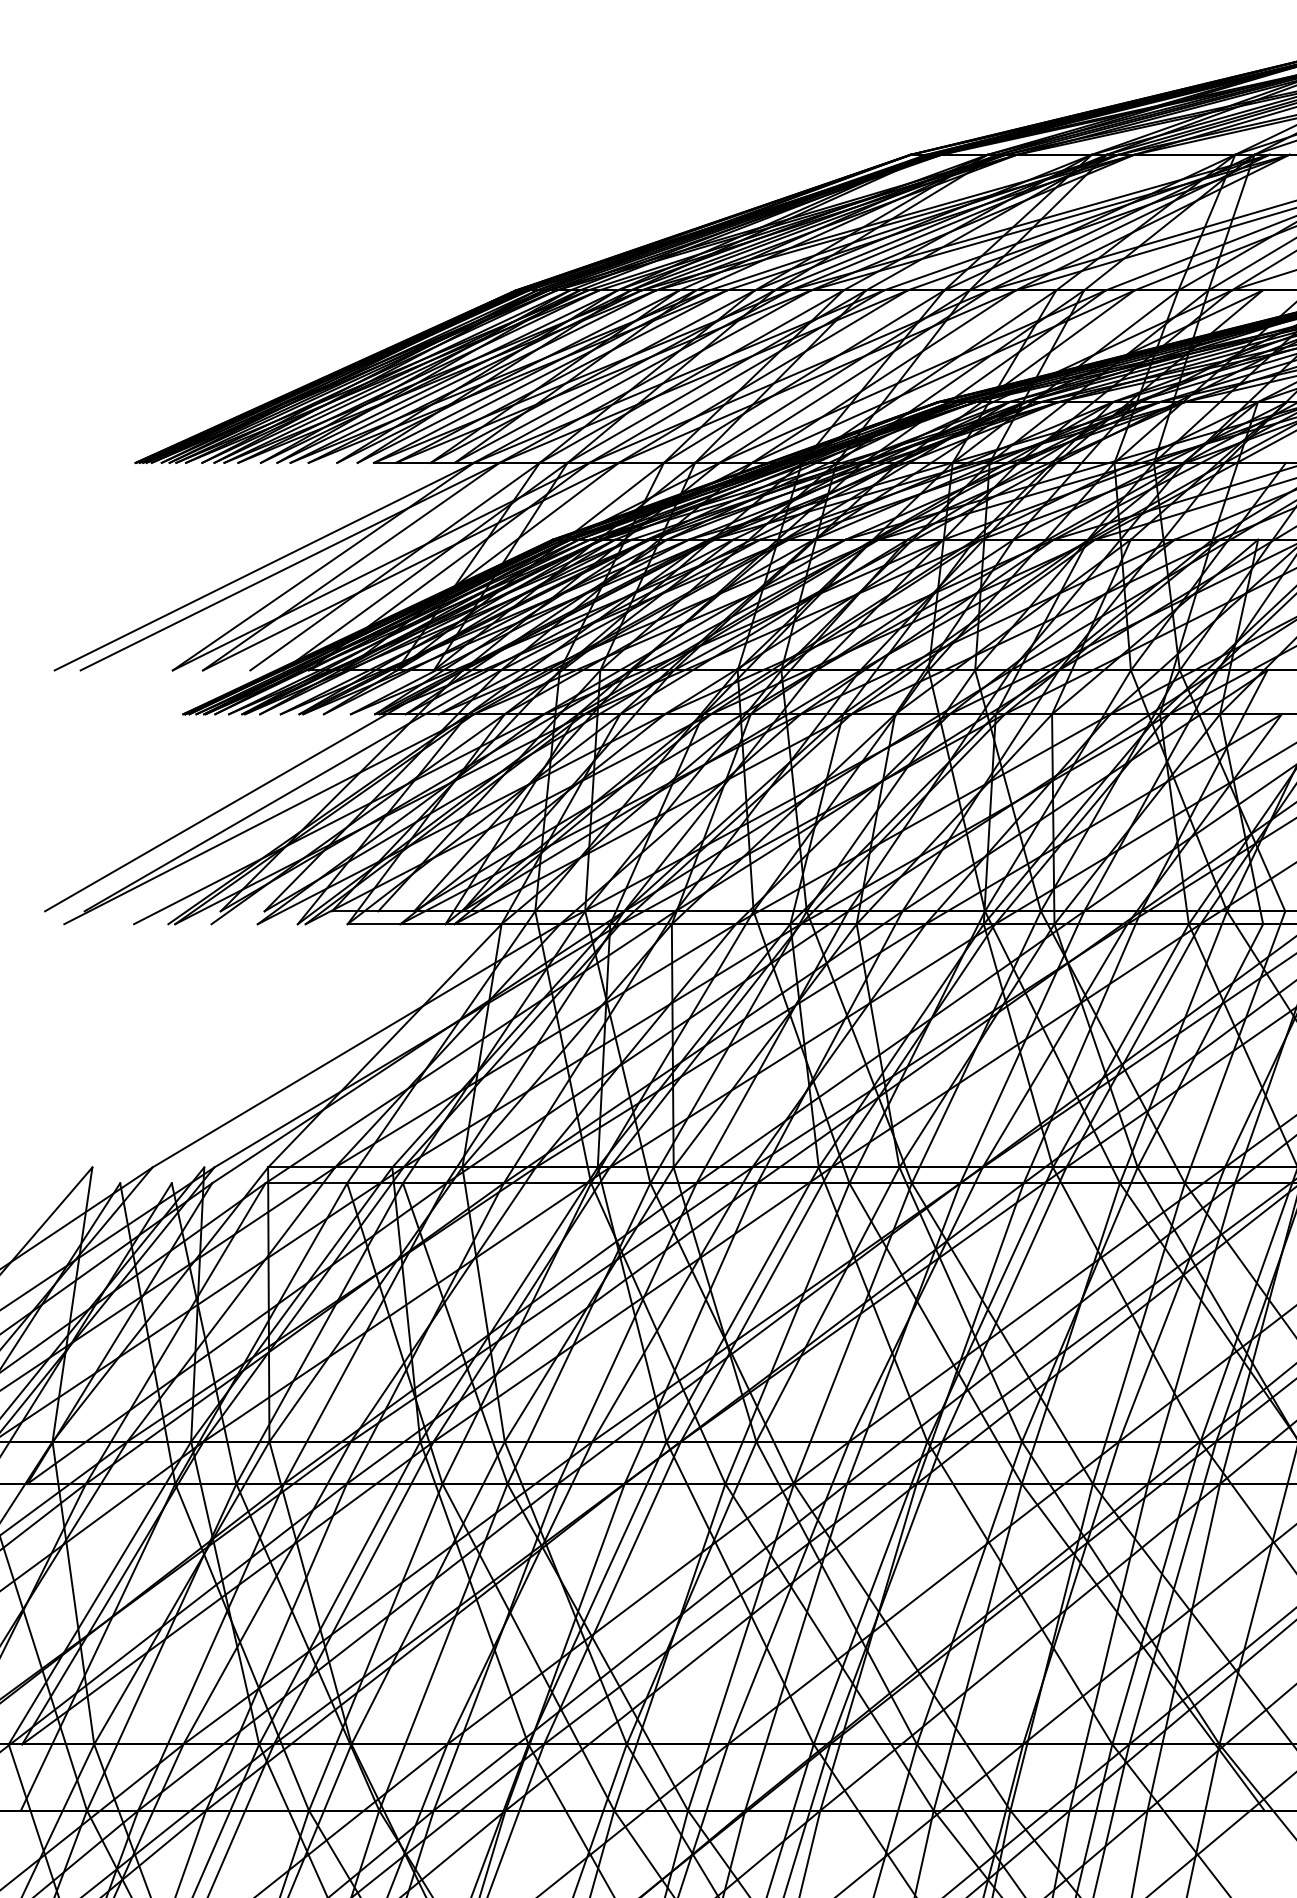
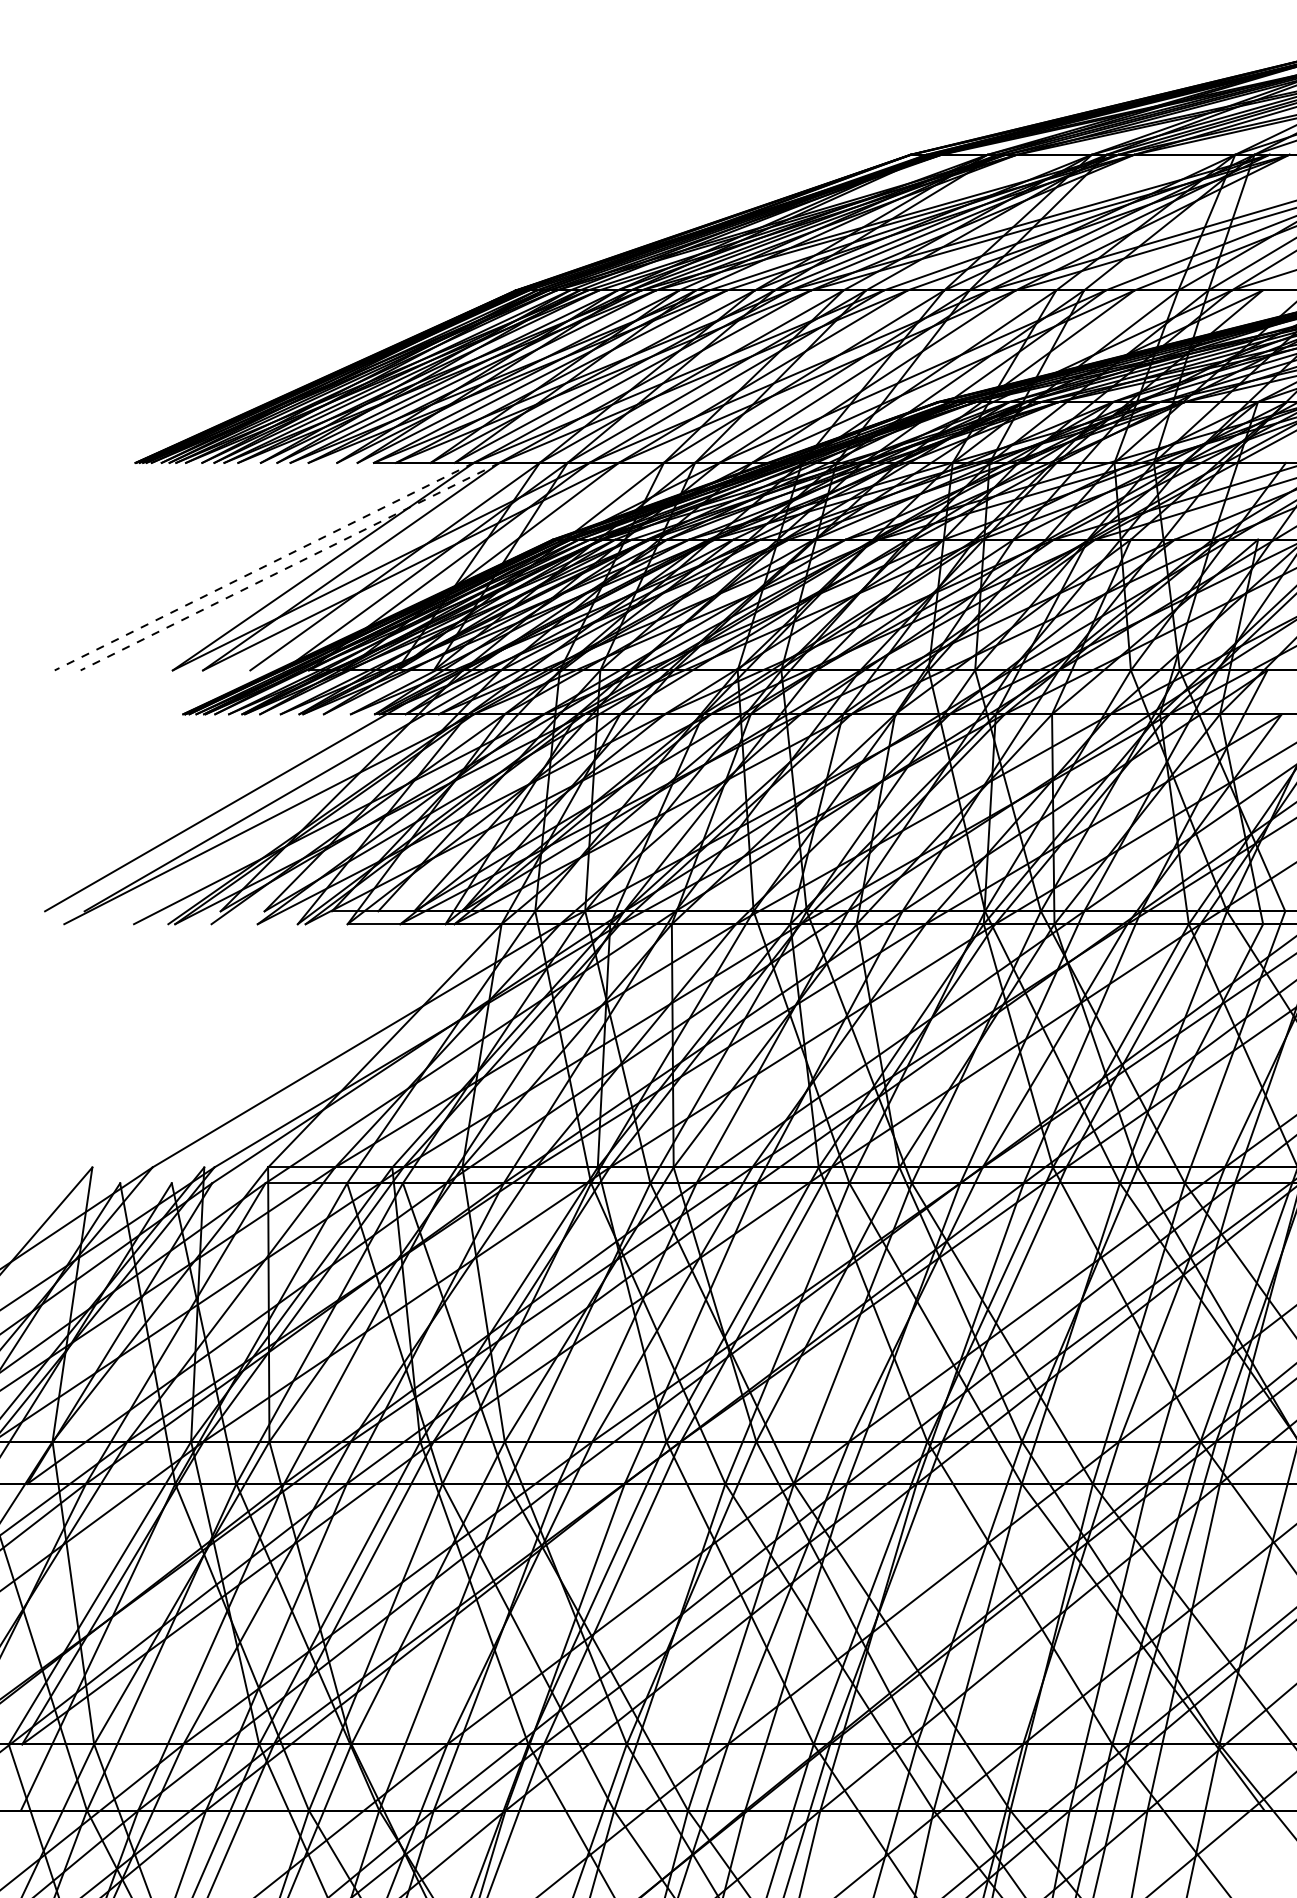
line: solid -> dashed (264, 566)
line: solid -> dashed (290, 566)
